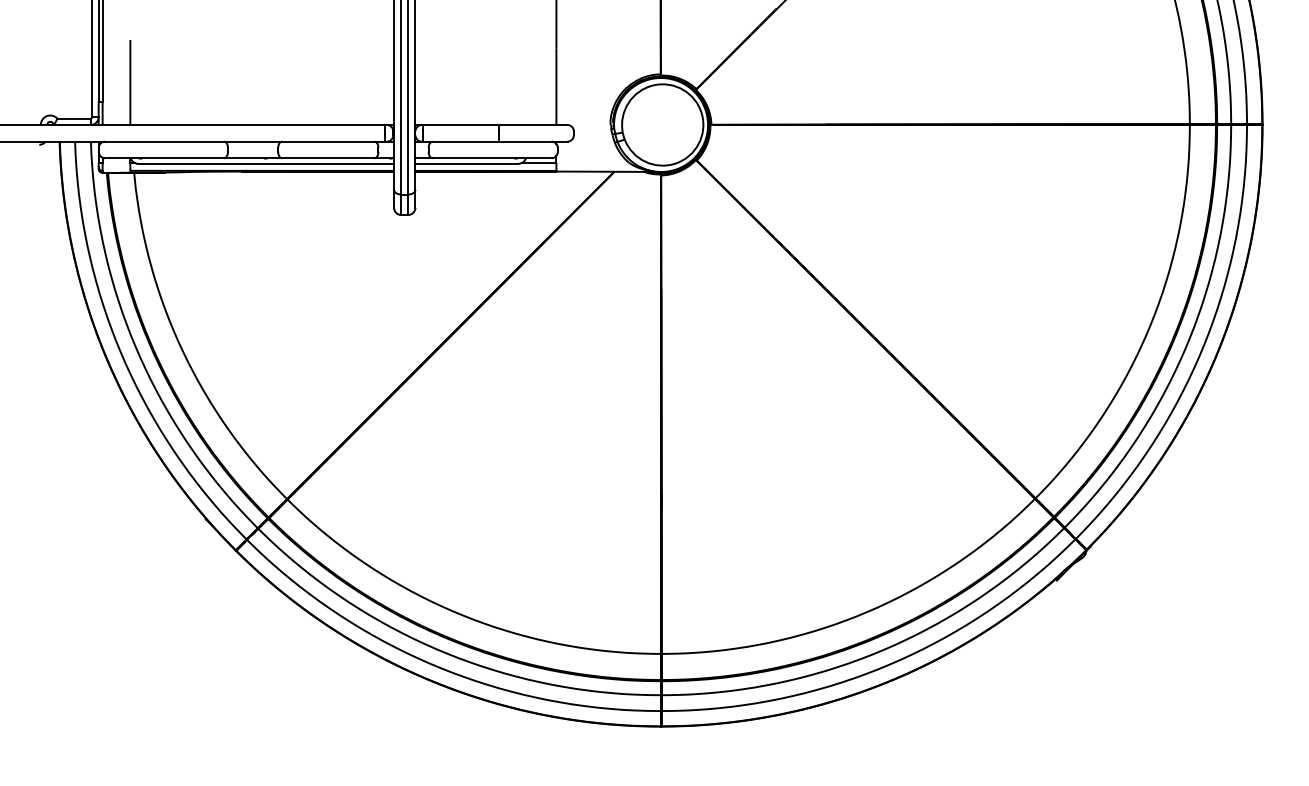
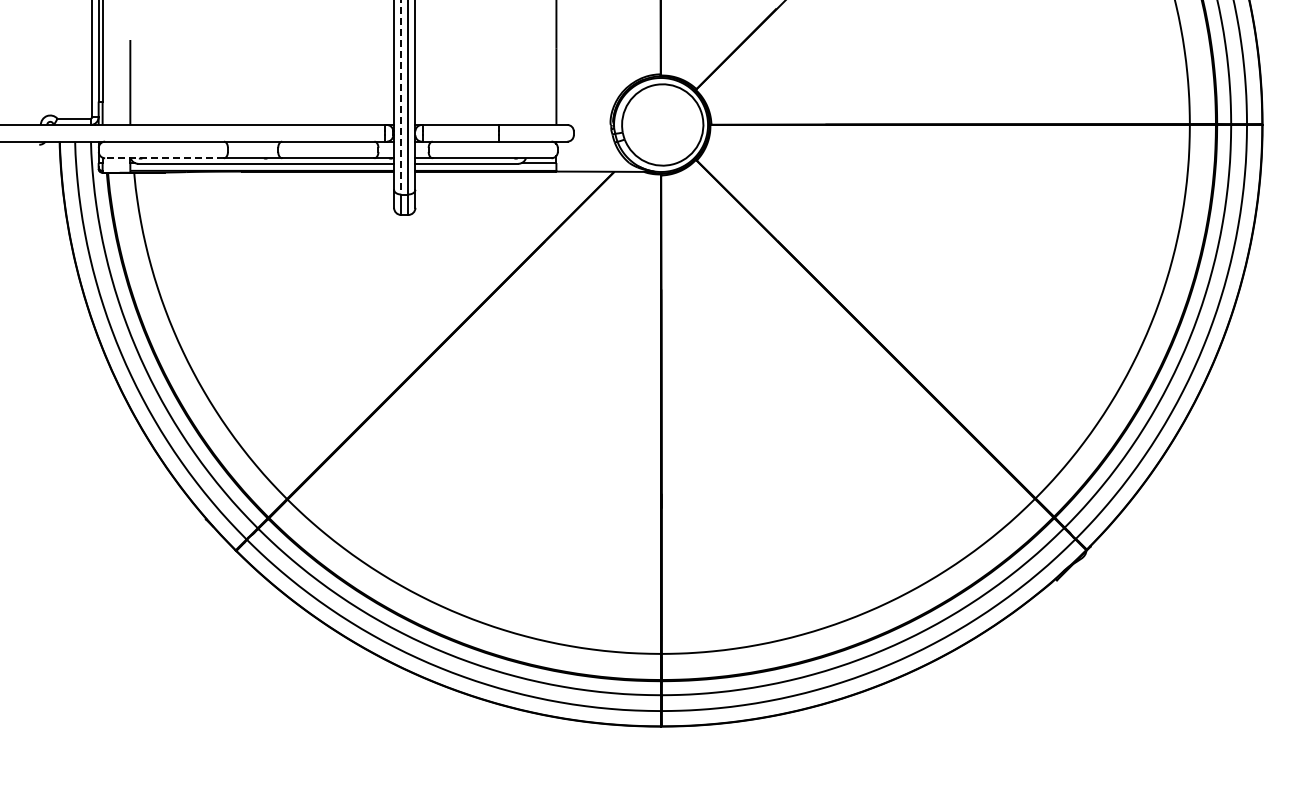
line: solid -> dashed (401, 97)
line: solid -> dashed (164, 158)
